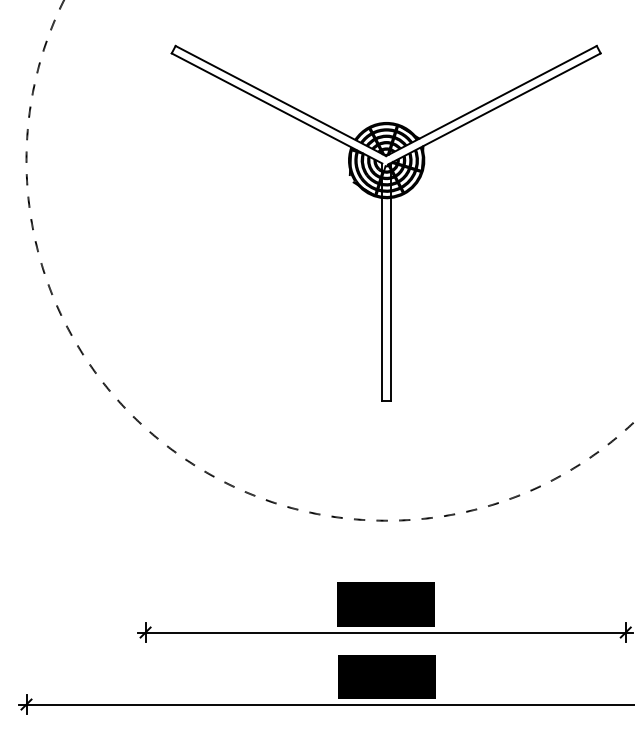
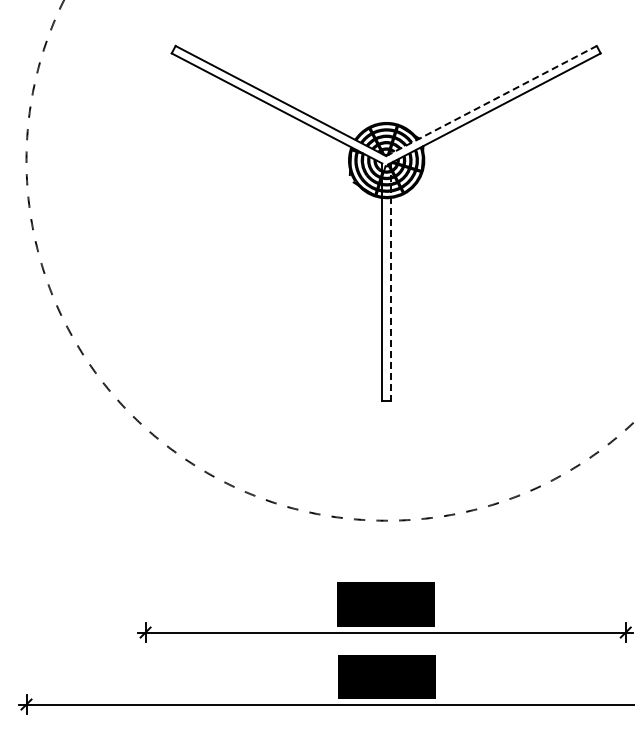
line: solid -> dashed (491, 101)
line: solid -> dashed (390, 282)
